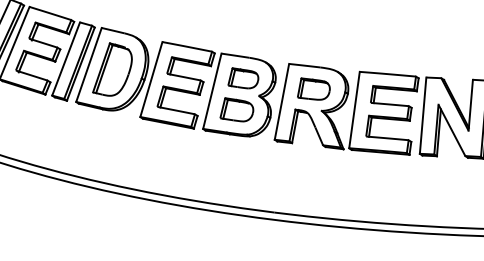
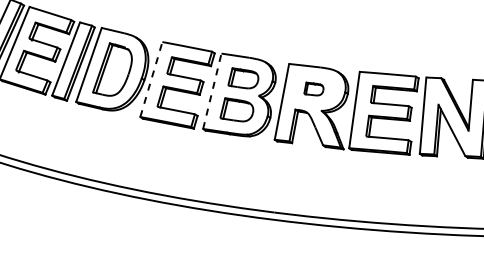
line: solid -> dashed (151, 79)
part size: 34x24 px -> 22x16 px (313, 88)
line: solid -> dashed (212, 91)
